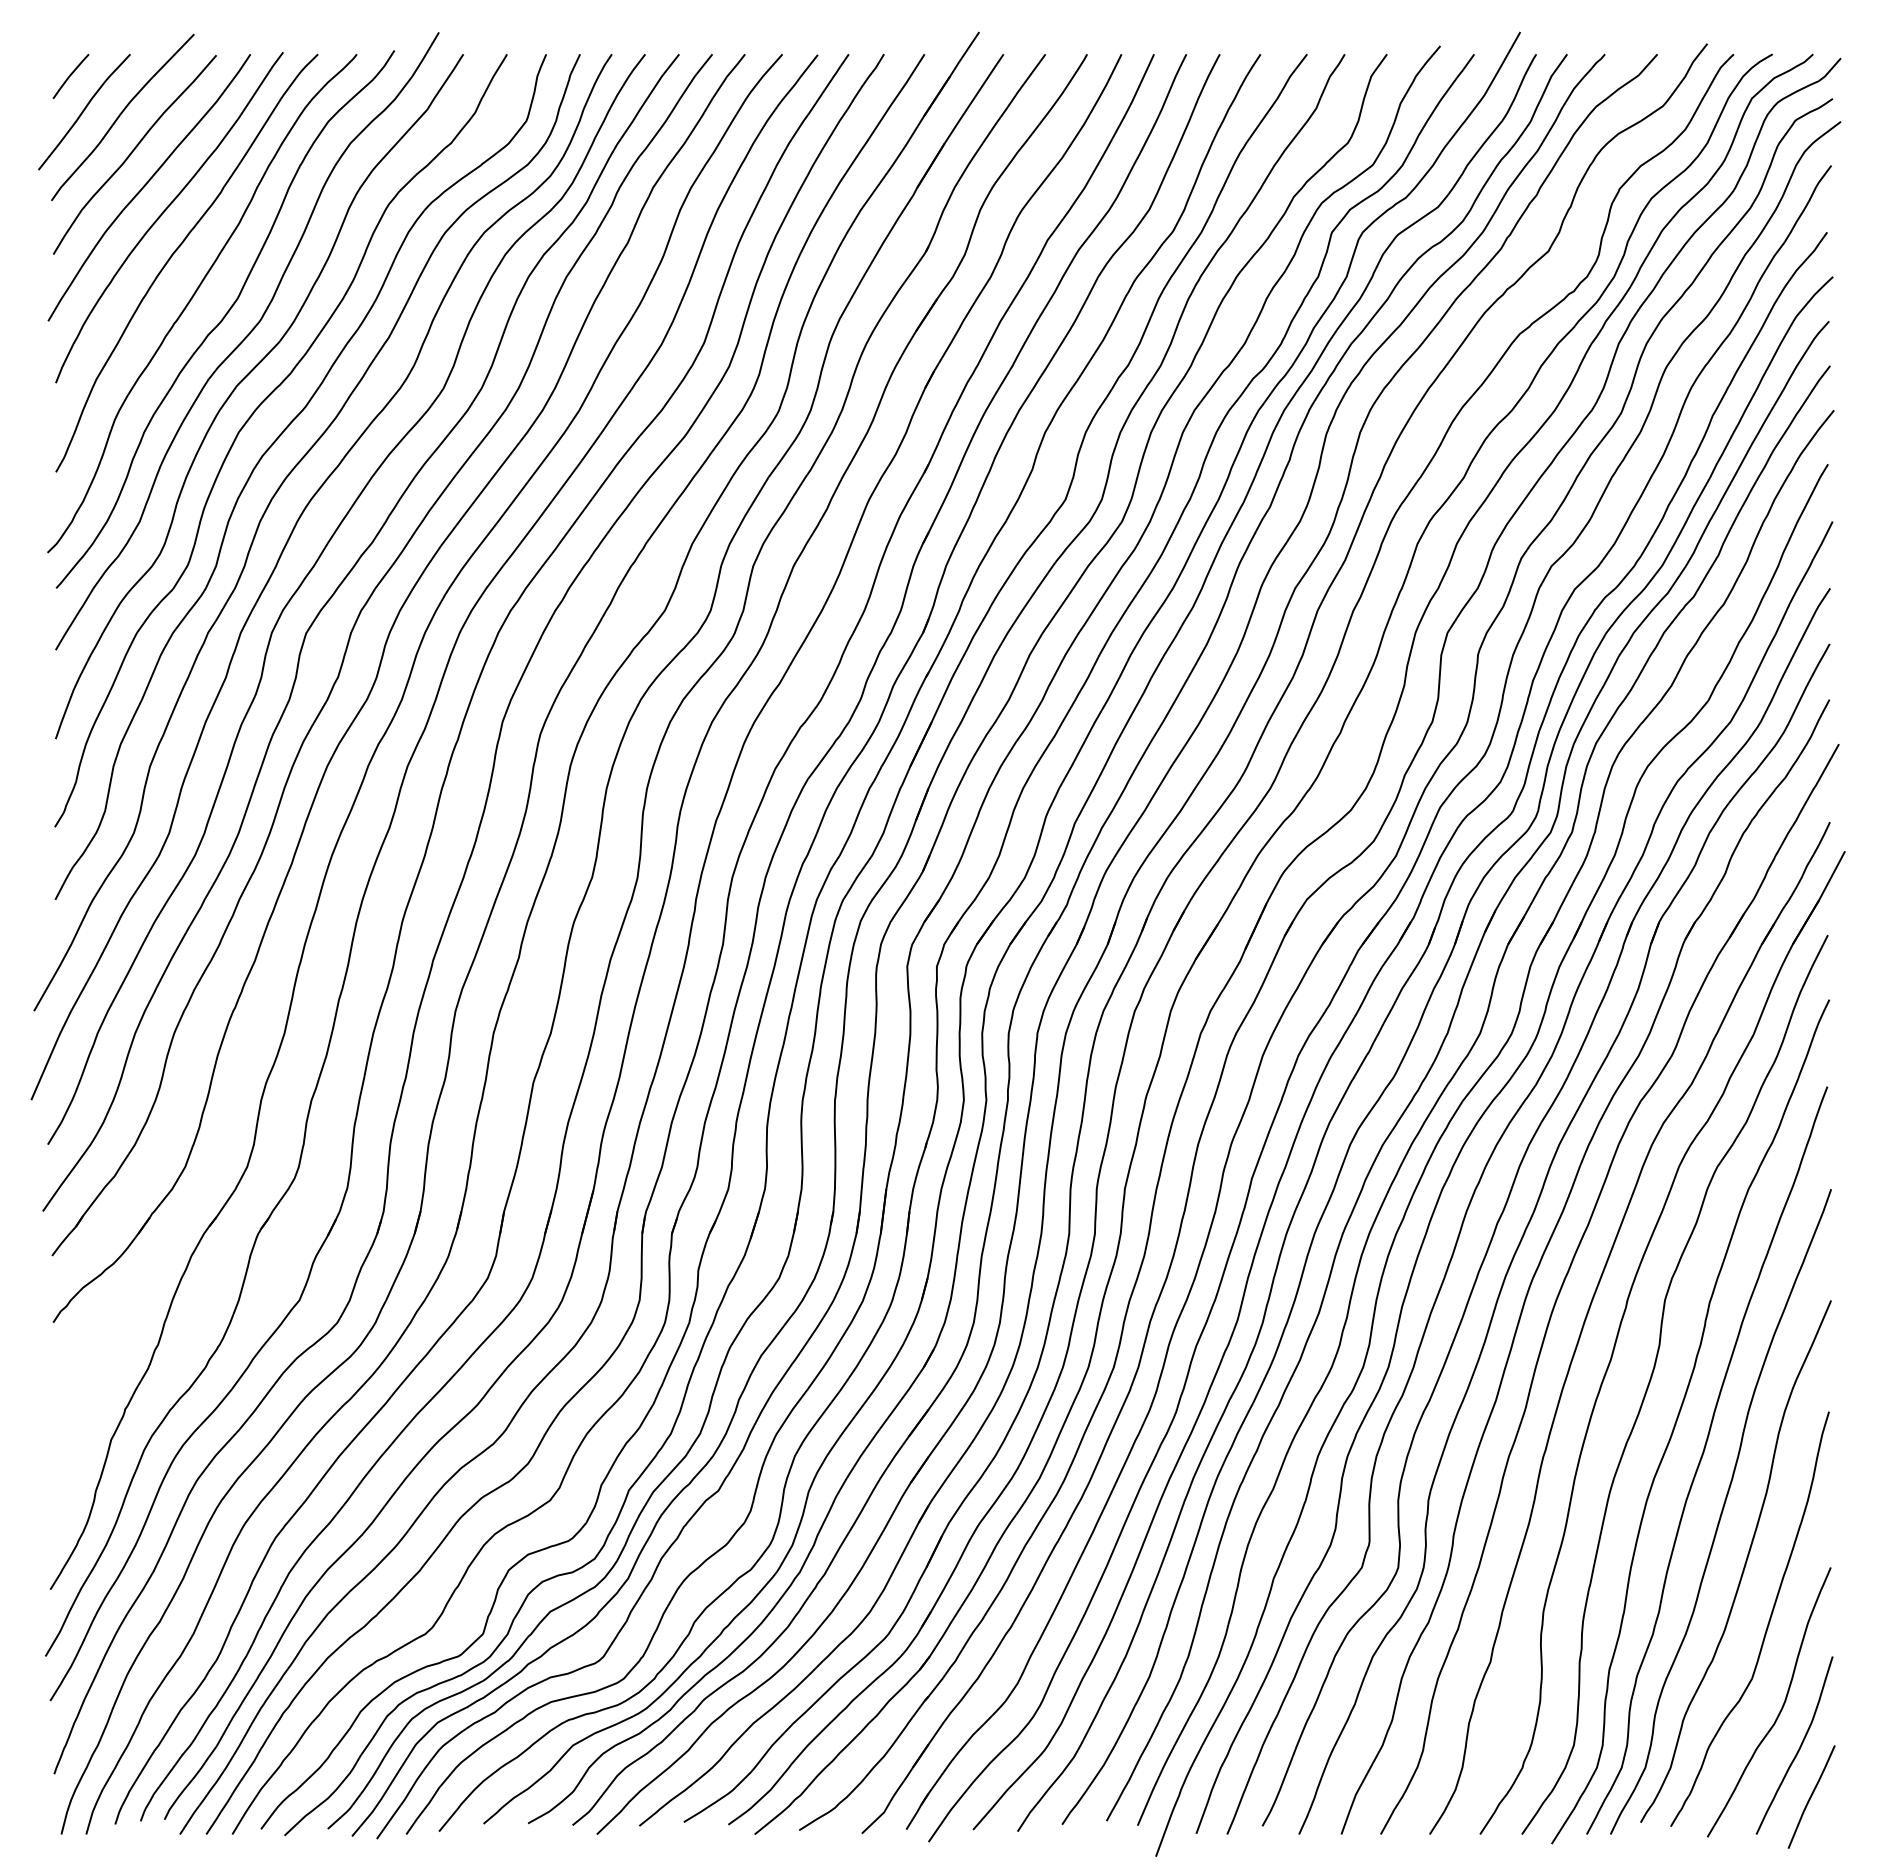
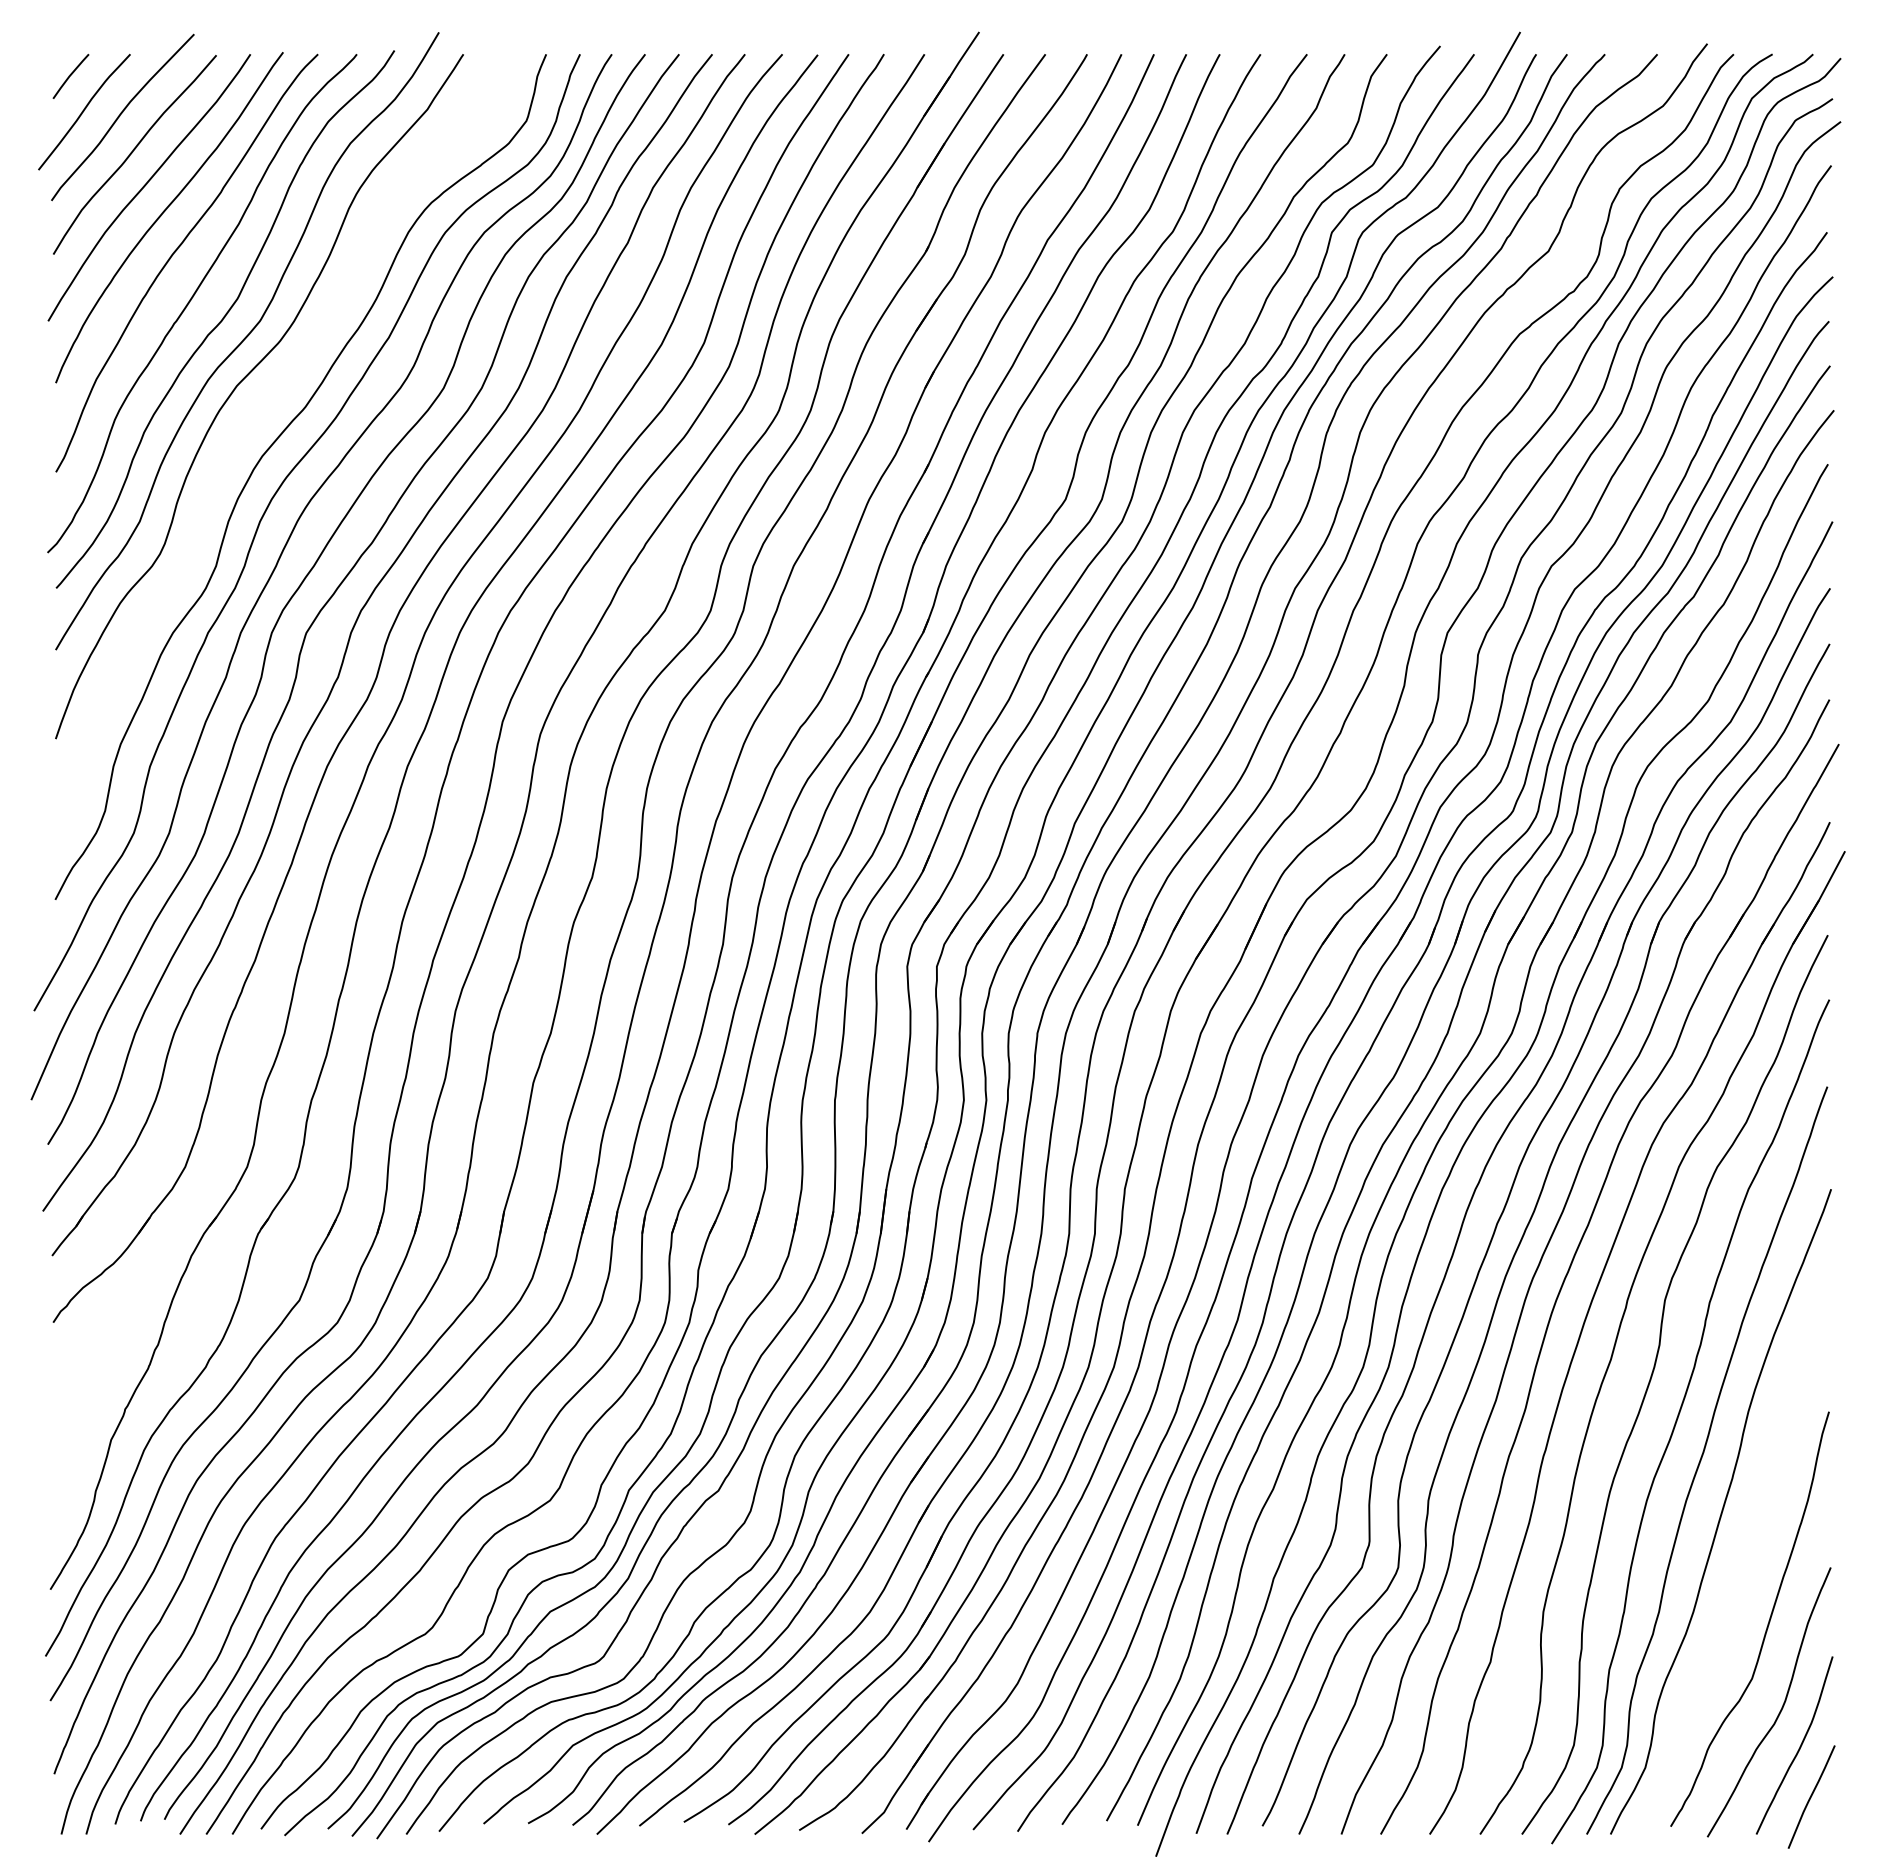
curve: present -> none (251, 417)
curve: present -> none (1744, 1563)
